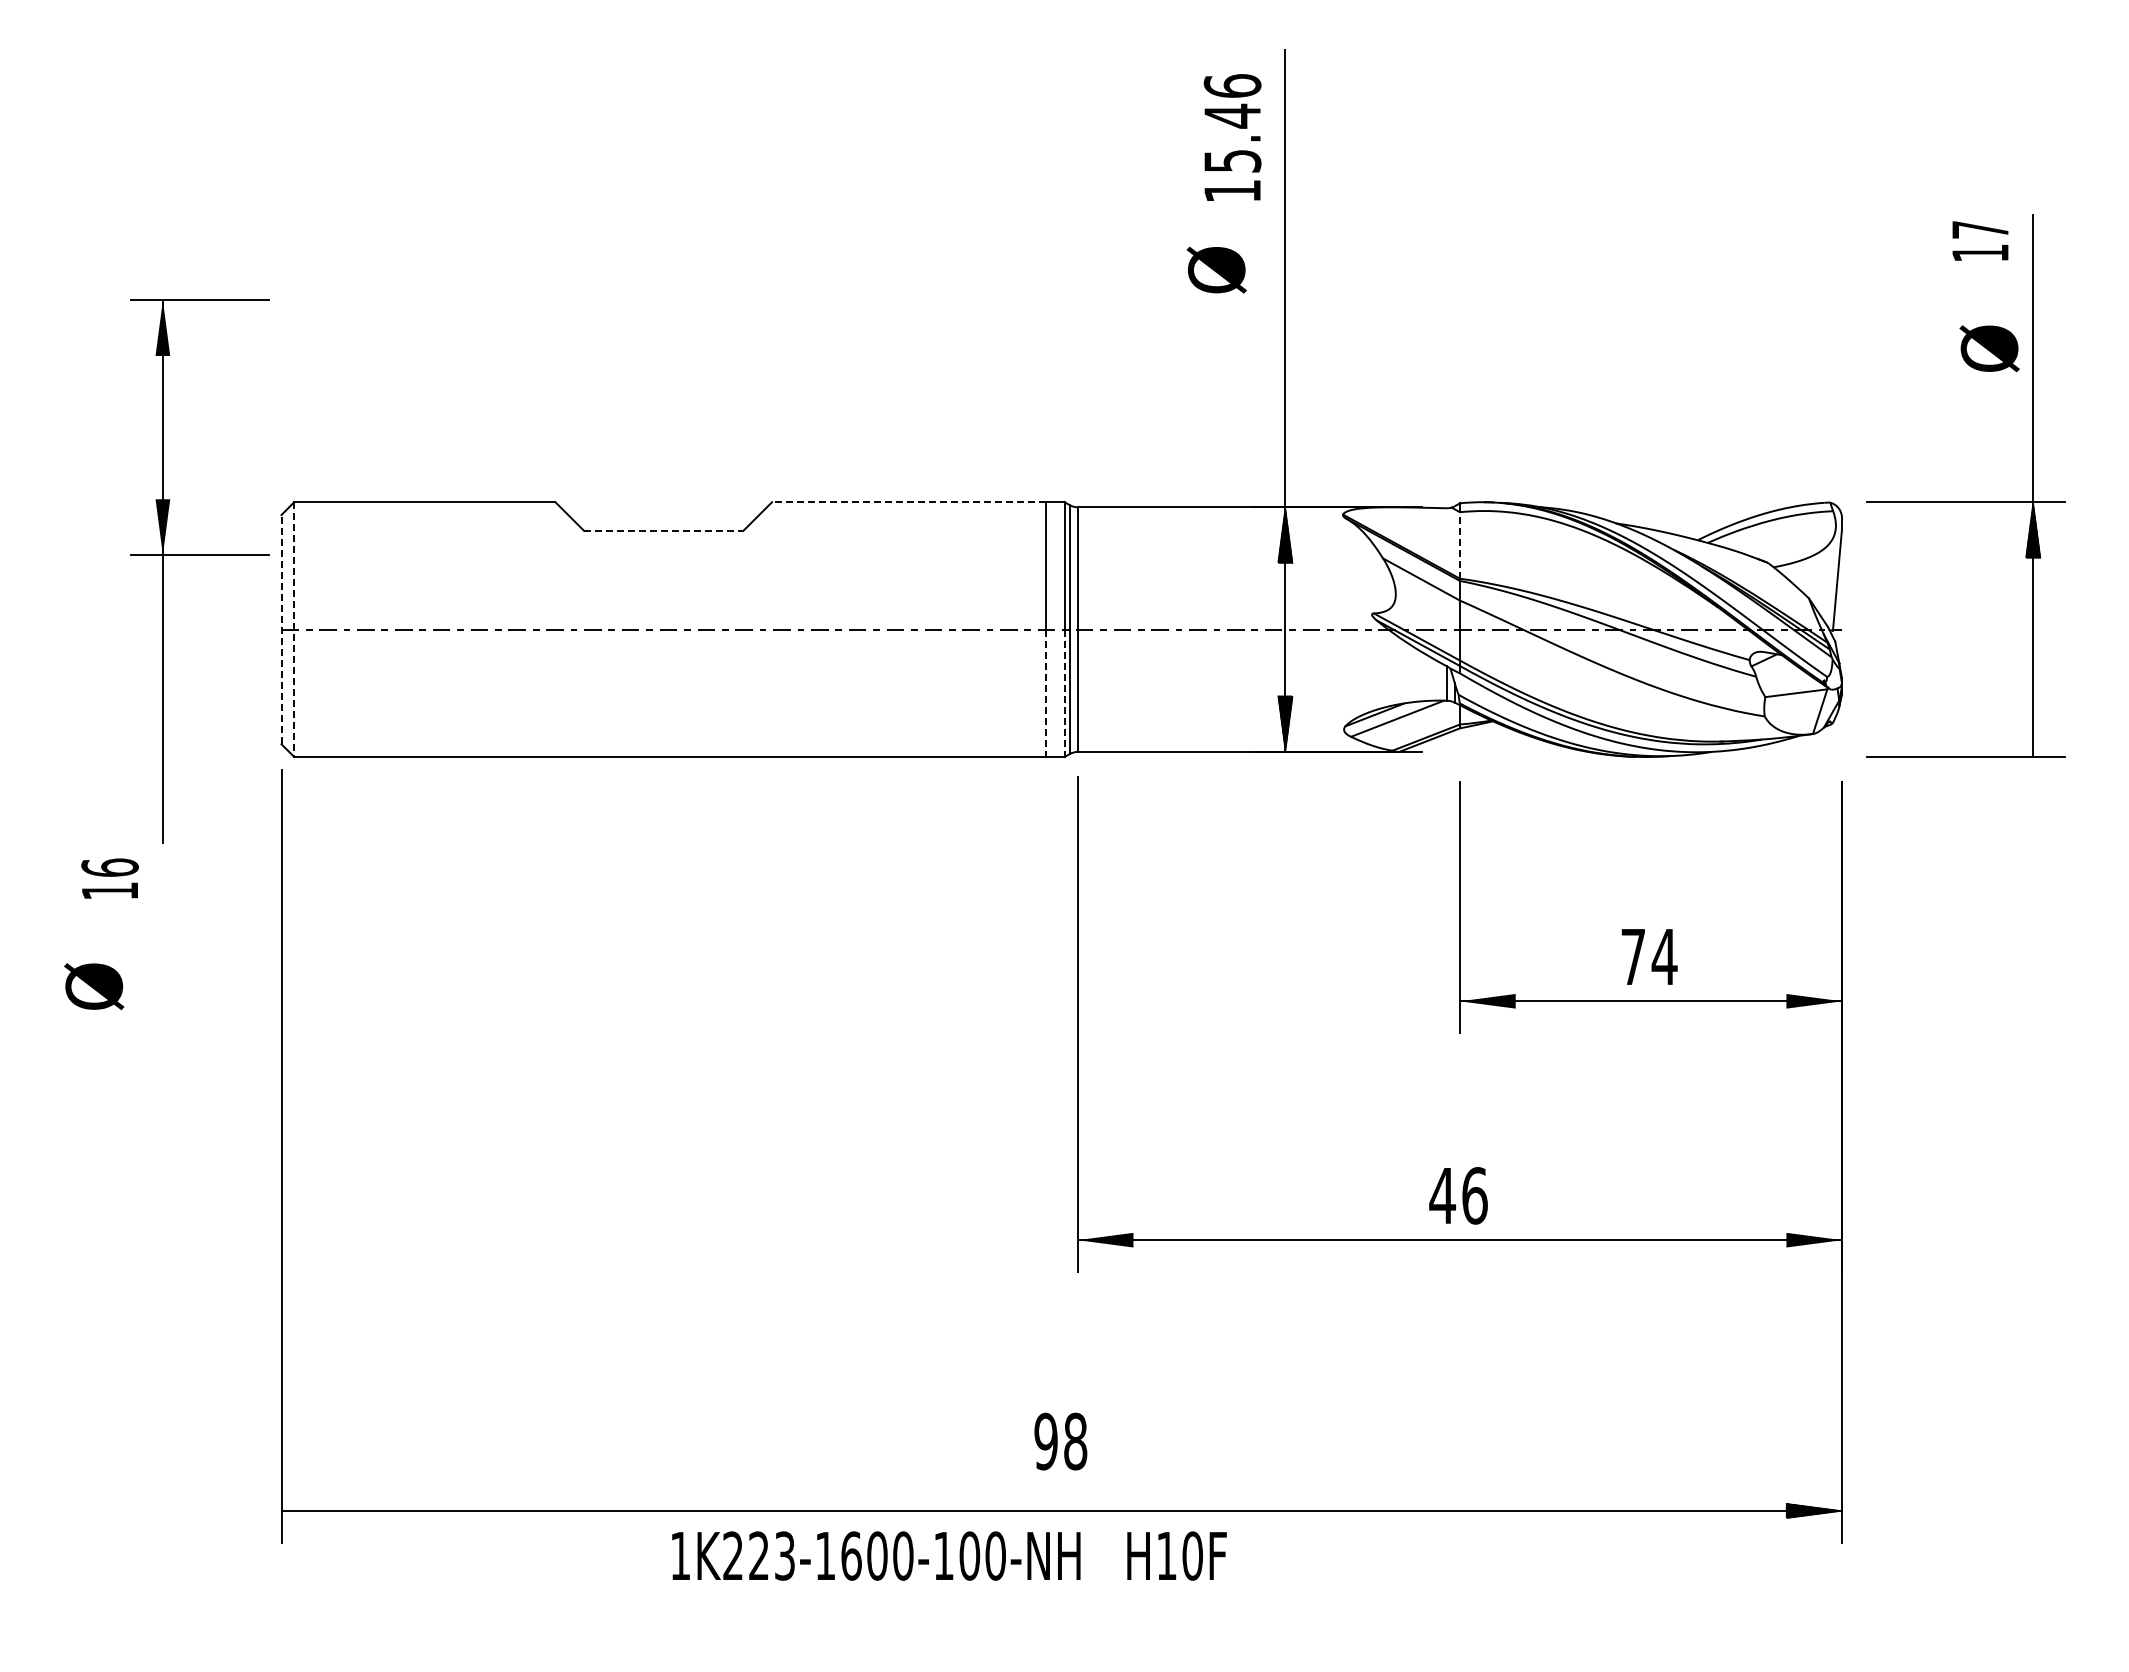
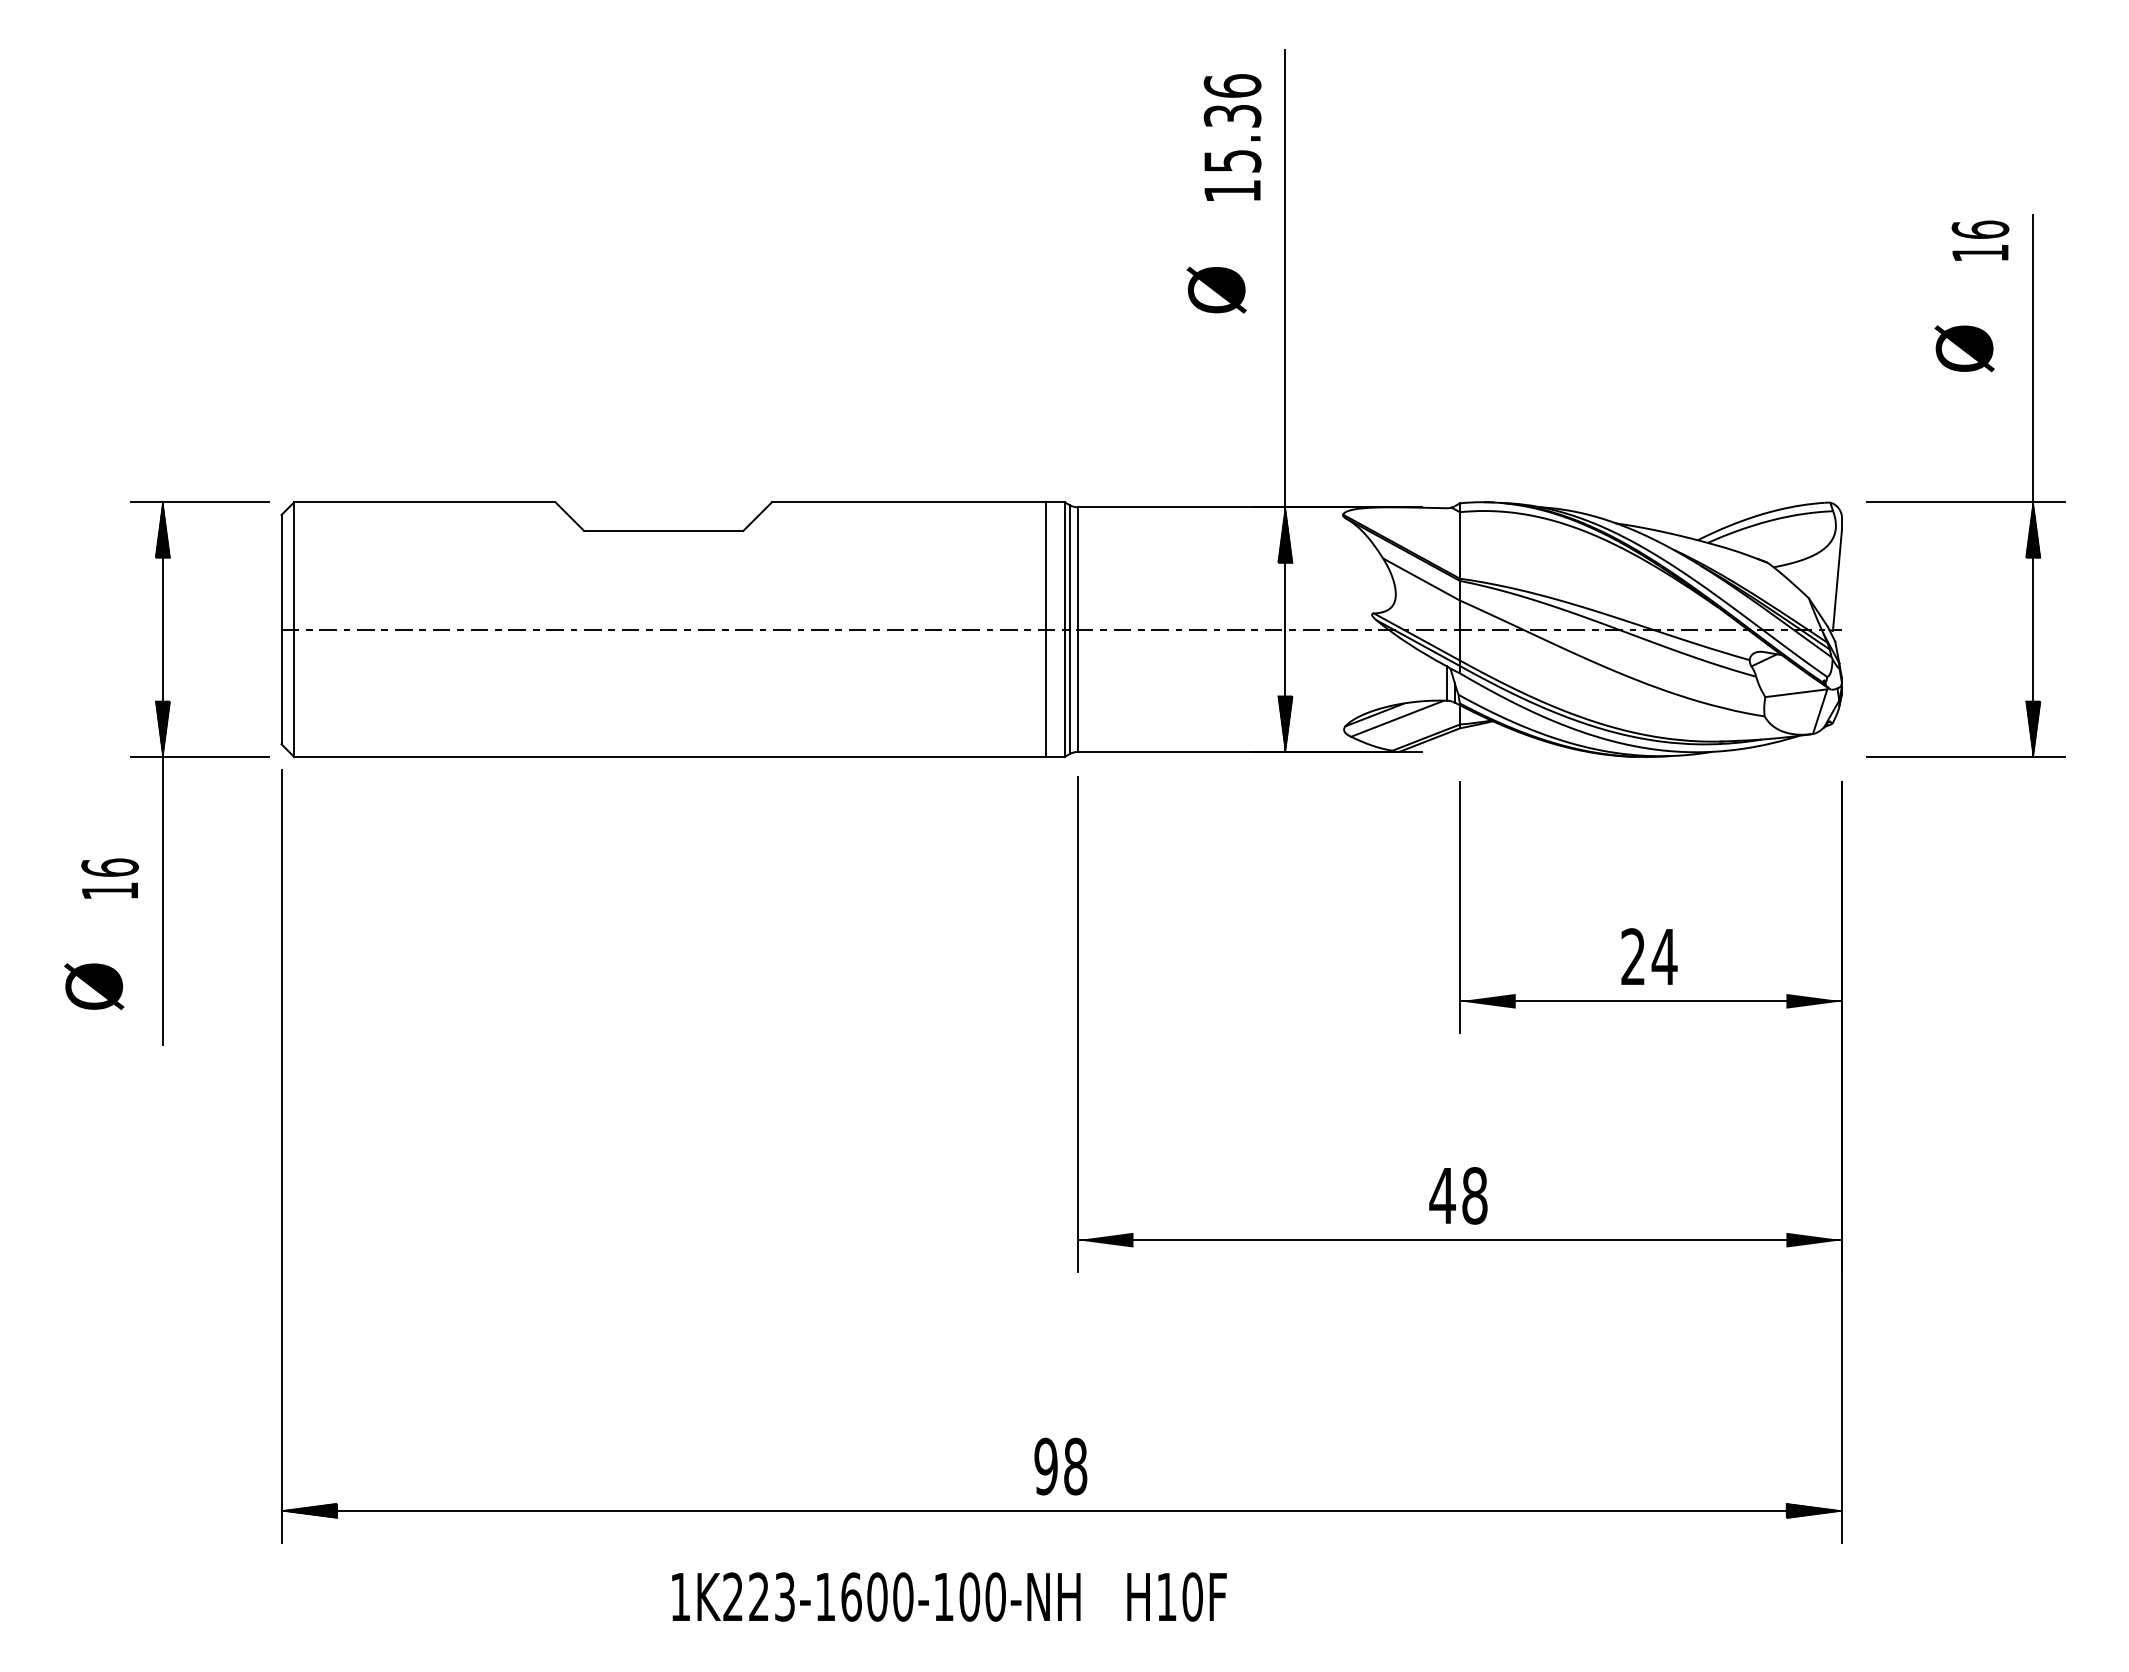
text: 15.46 -> 15.36 (1232, 115)
text: 17 -> 16 (1980, 229)
text position: (1216, 269) -> (1216, 289) (1216, 289)
text position: (1989, 348) -> (1964, 348) (1964, 348)
line: dashed -> solid (908, 502)
line: dashed -> solid (663, 530)
line: dashed -> solid (1459, 544)
part position: (199, 555) -> (199, 757) (199, 757)
line: dashed -> solid (281, 629)
line: dashed -> solid (294, 630)
line: dashed -> solid (1045, 693)
line: dashed -> solid (1064, 693)
hatch: none -> present (2032, 728)
text: 74 -> 24 (1632, 956)
text: 46 -> 48 (1474, 1195)
text position: (1060, 1441) -> (1060, 1466) (1060, 1466)
hatch: none -> present (309, 1510)
text position: (949, 1555) -> (949, 1596) (949, 1596)
